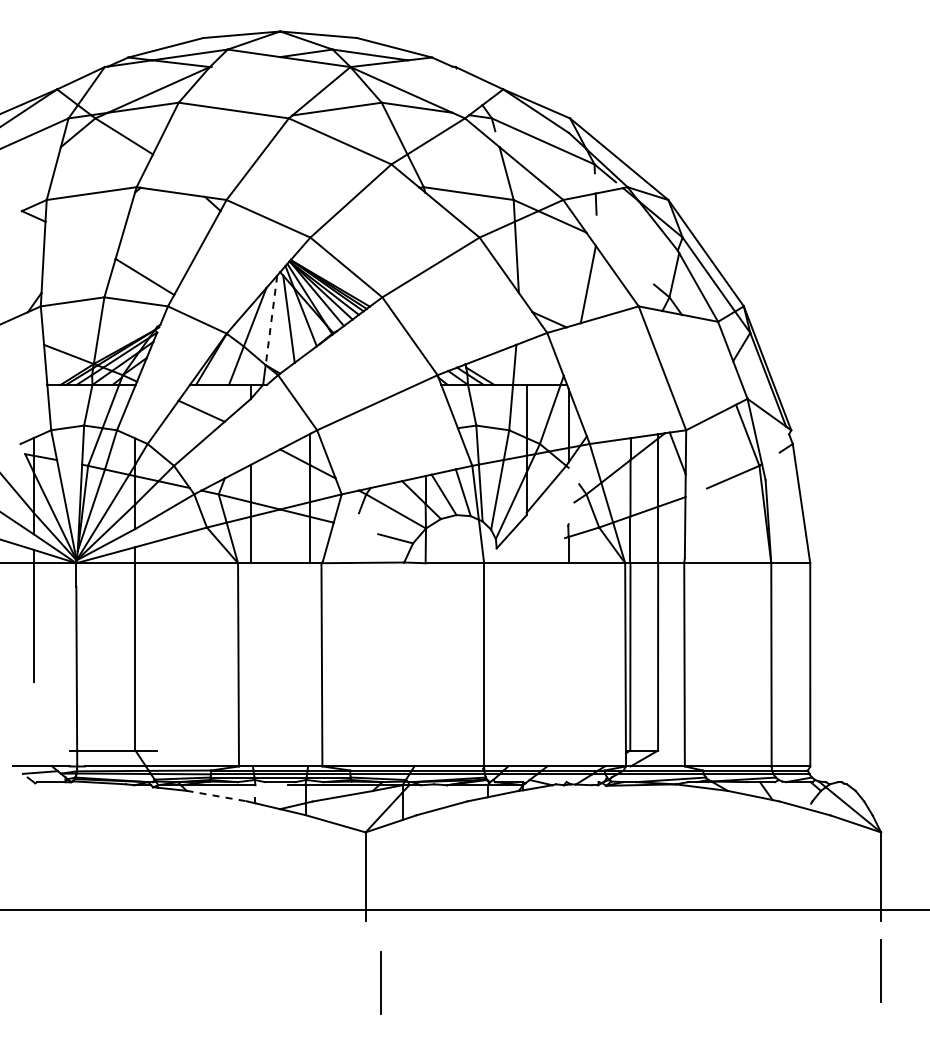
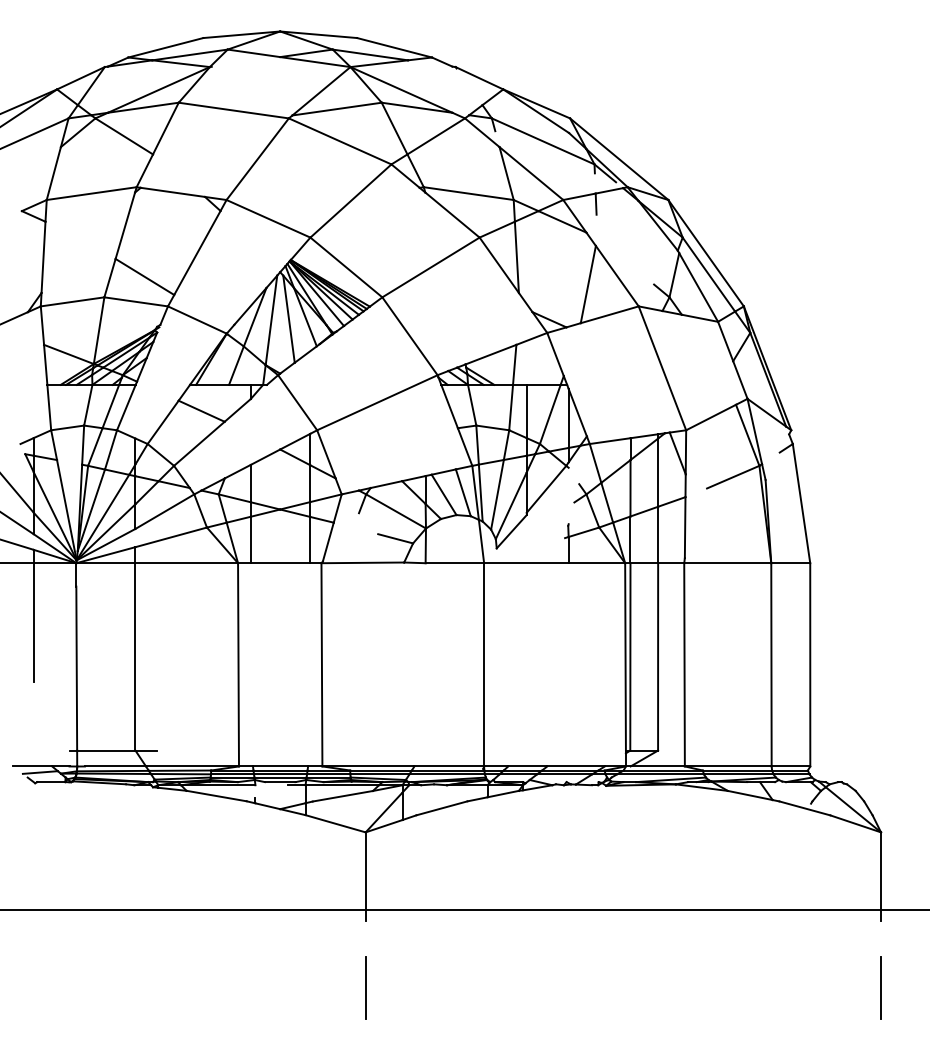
line: dashed -> solid (271, 320)
line: dashed -> solid (216, 796)
line position: (880, 970) -> (880, 987) (880, 987)
line position: (380, 982) -> (365, 987) (365, 987)
